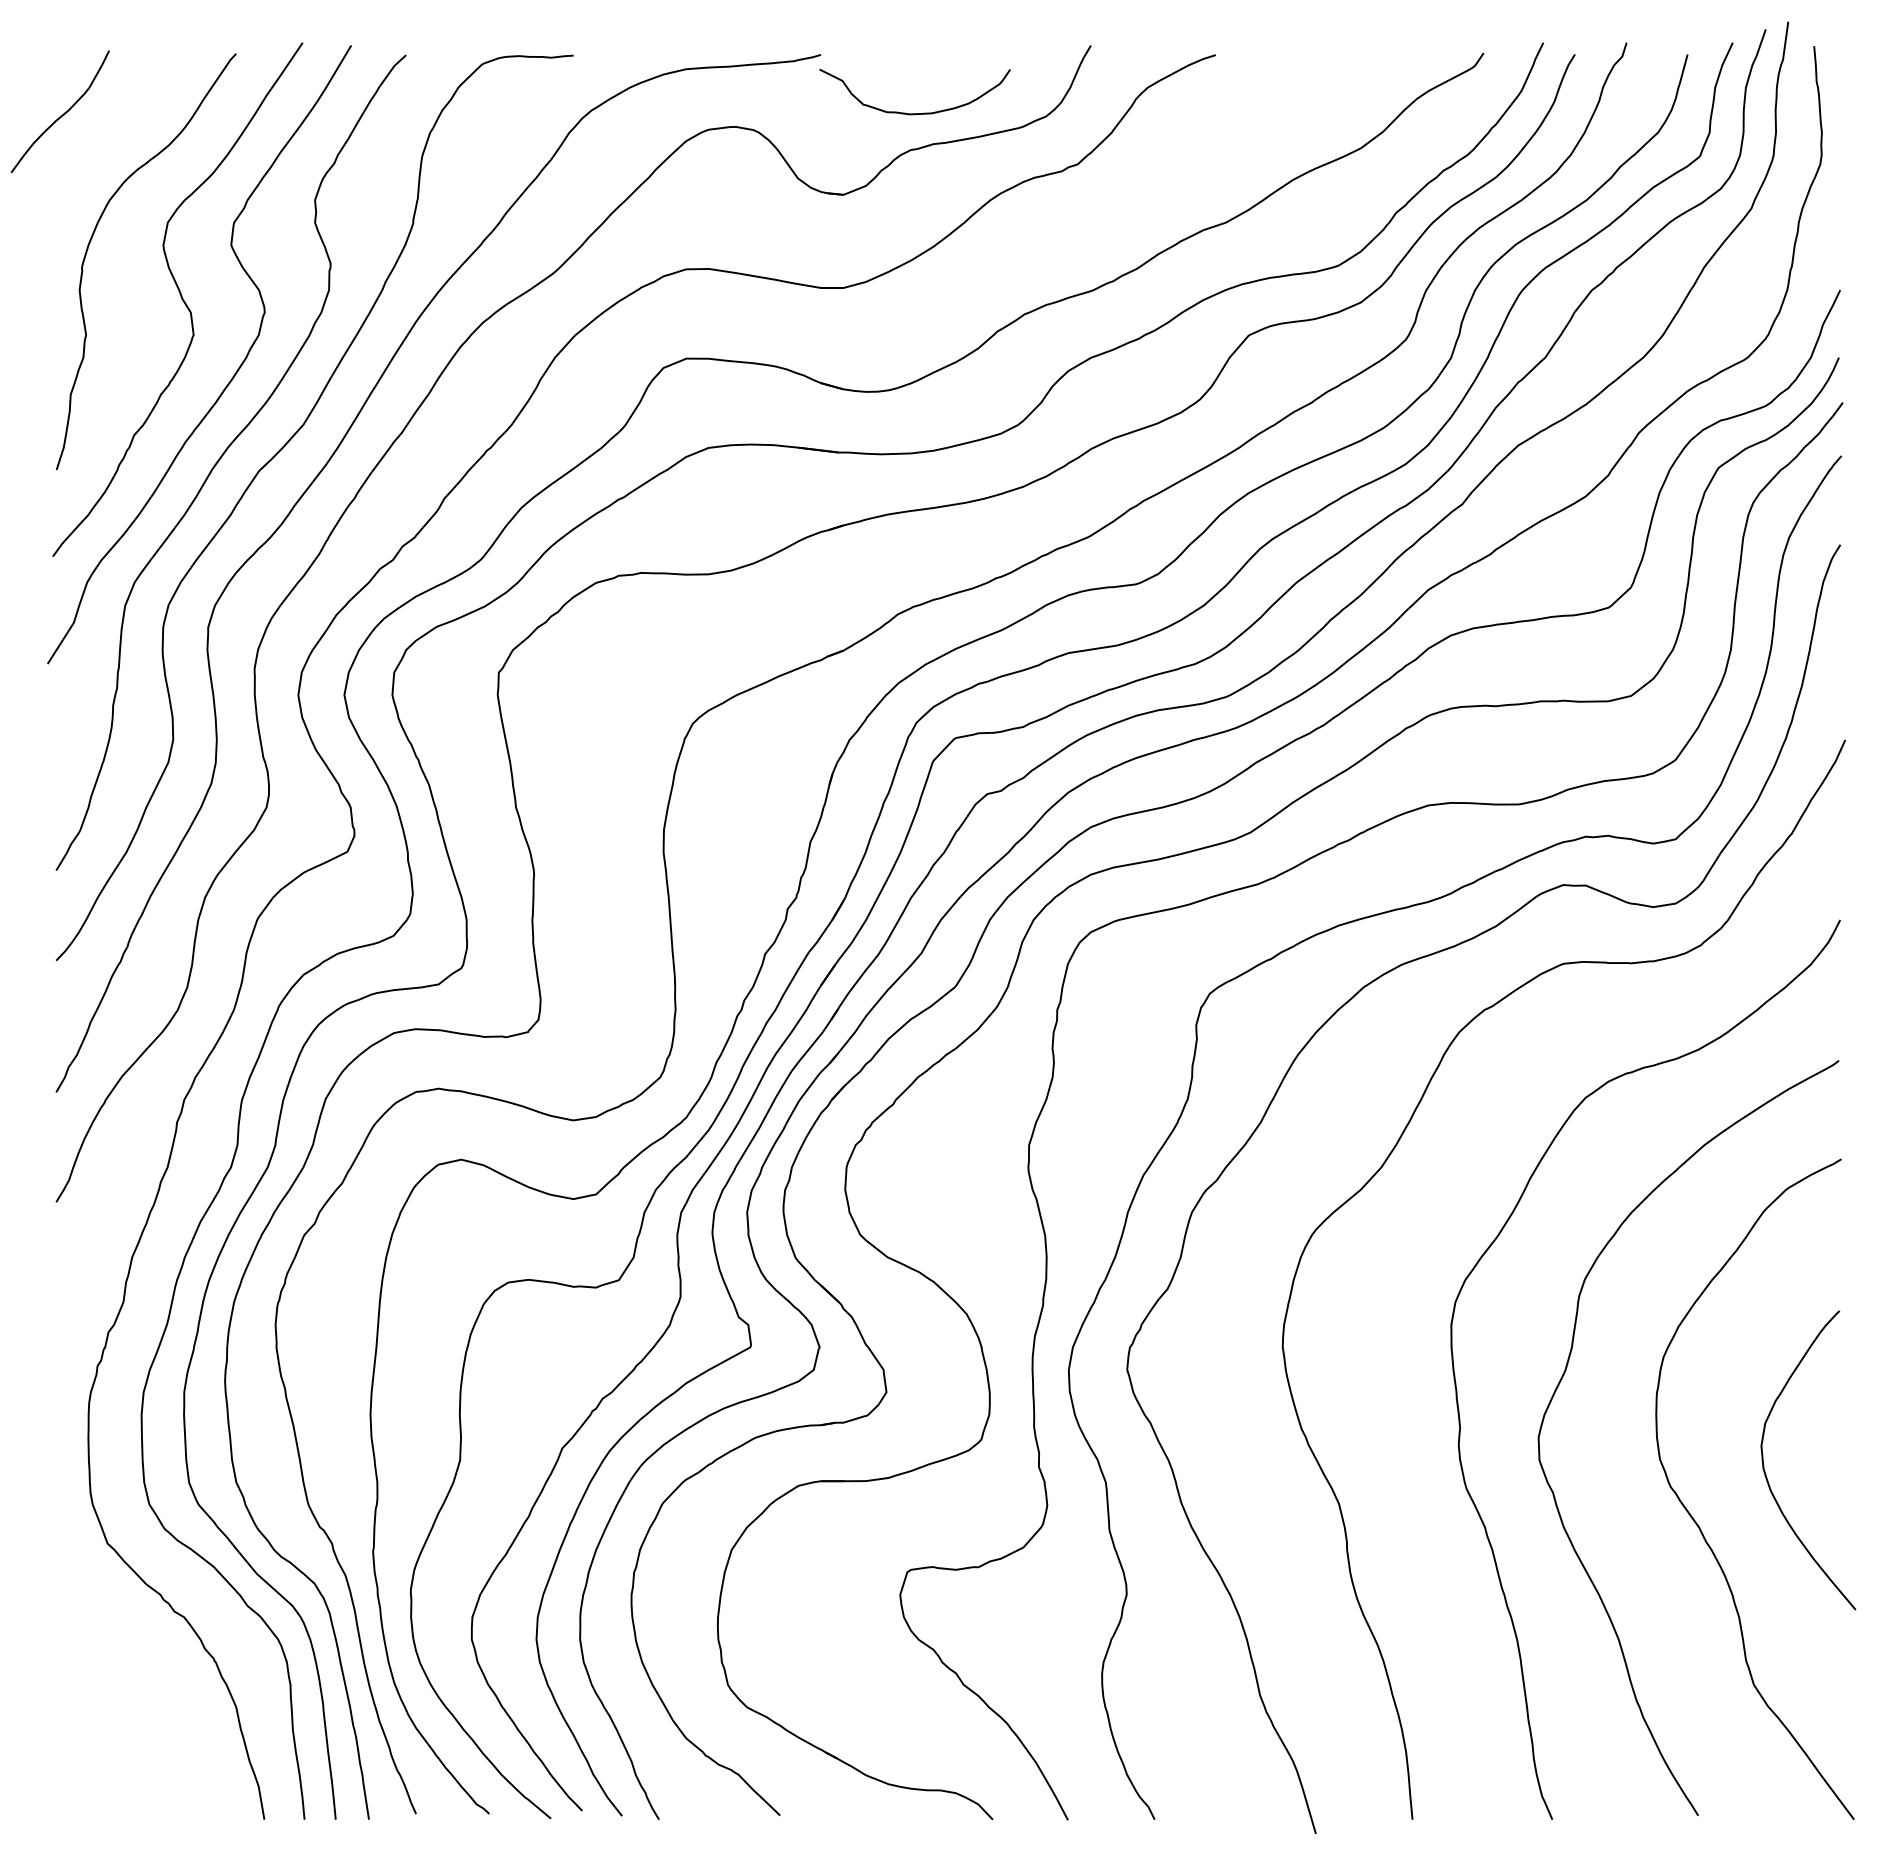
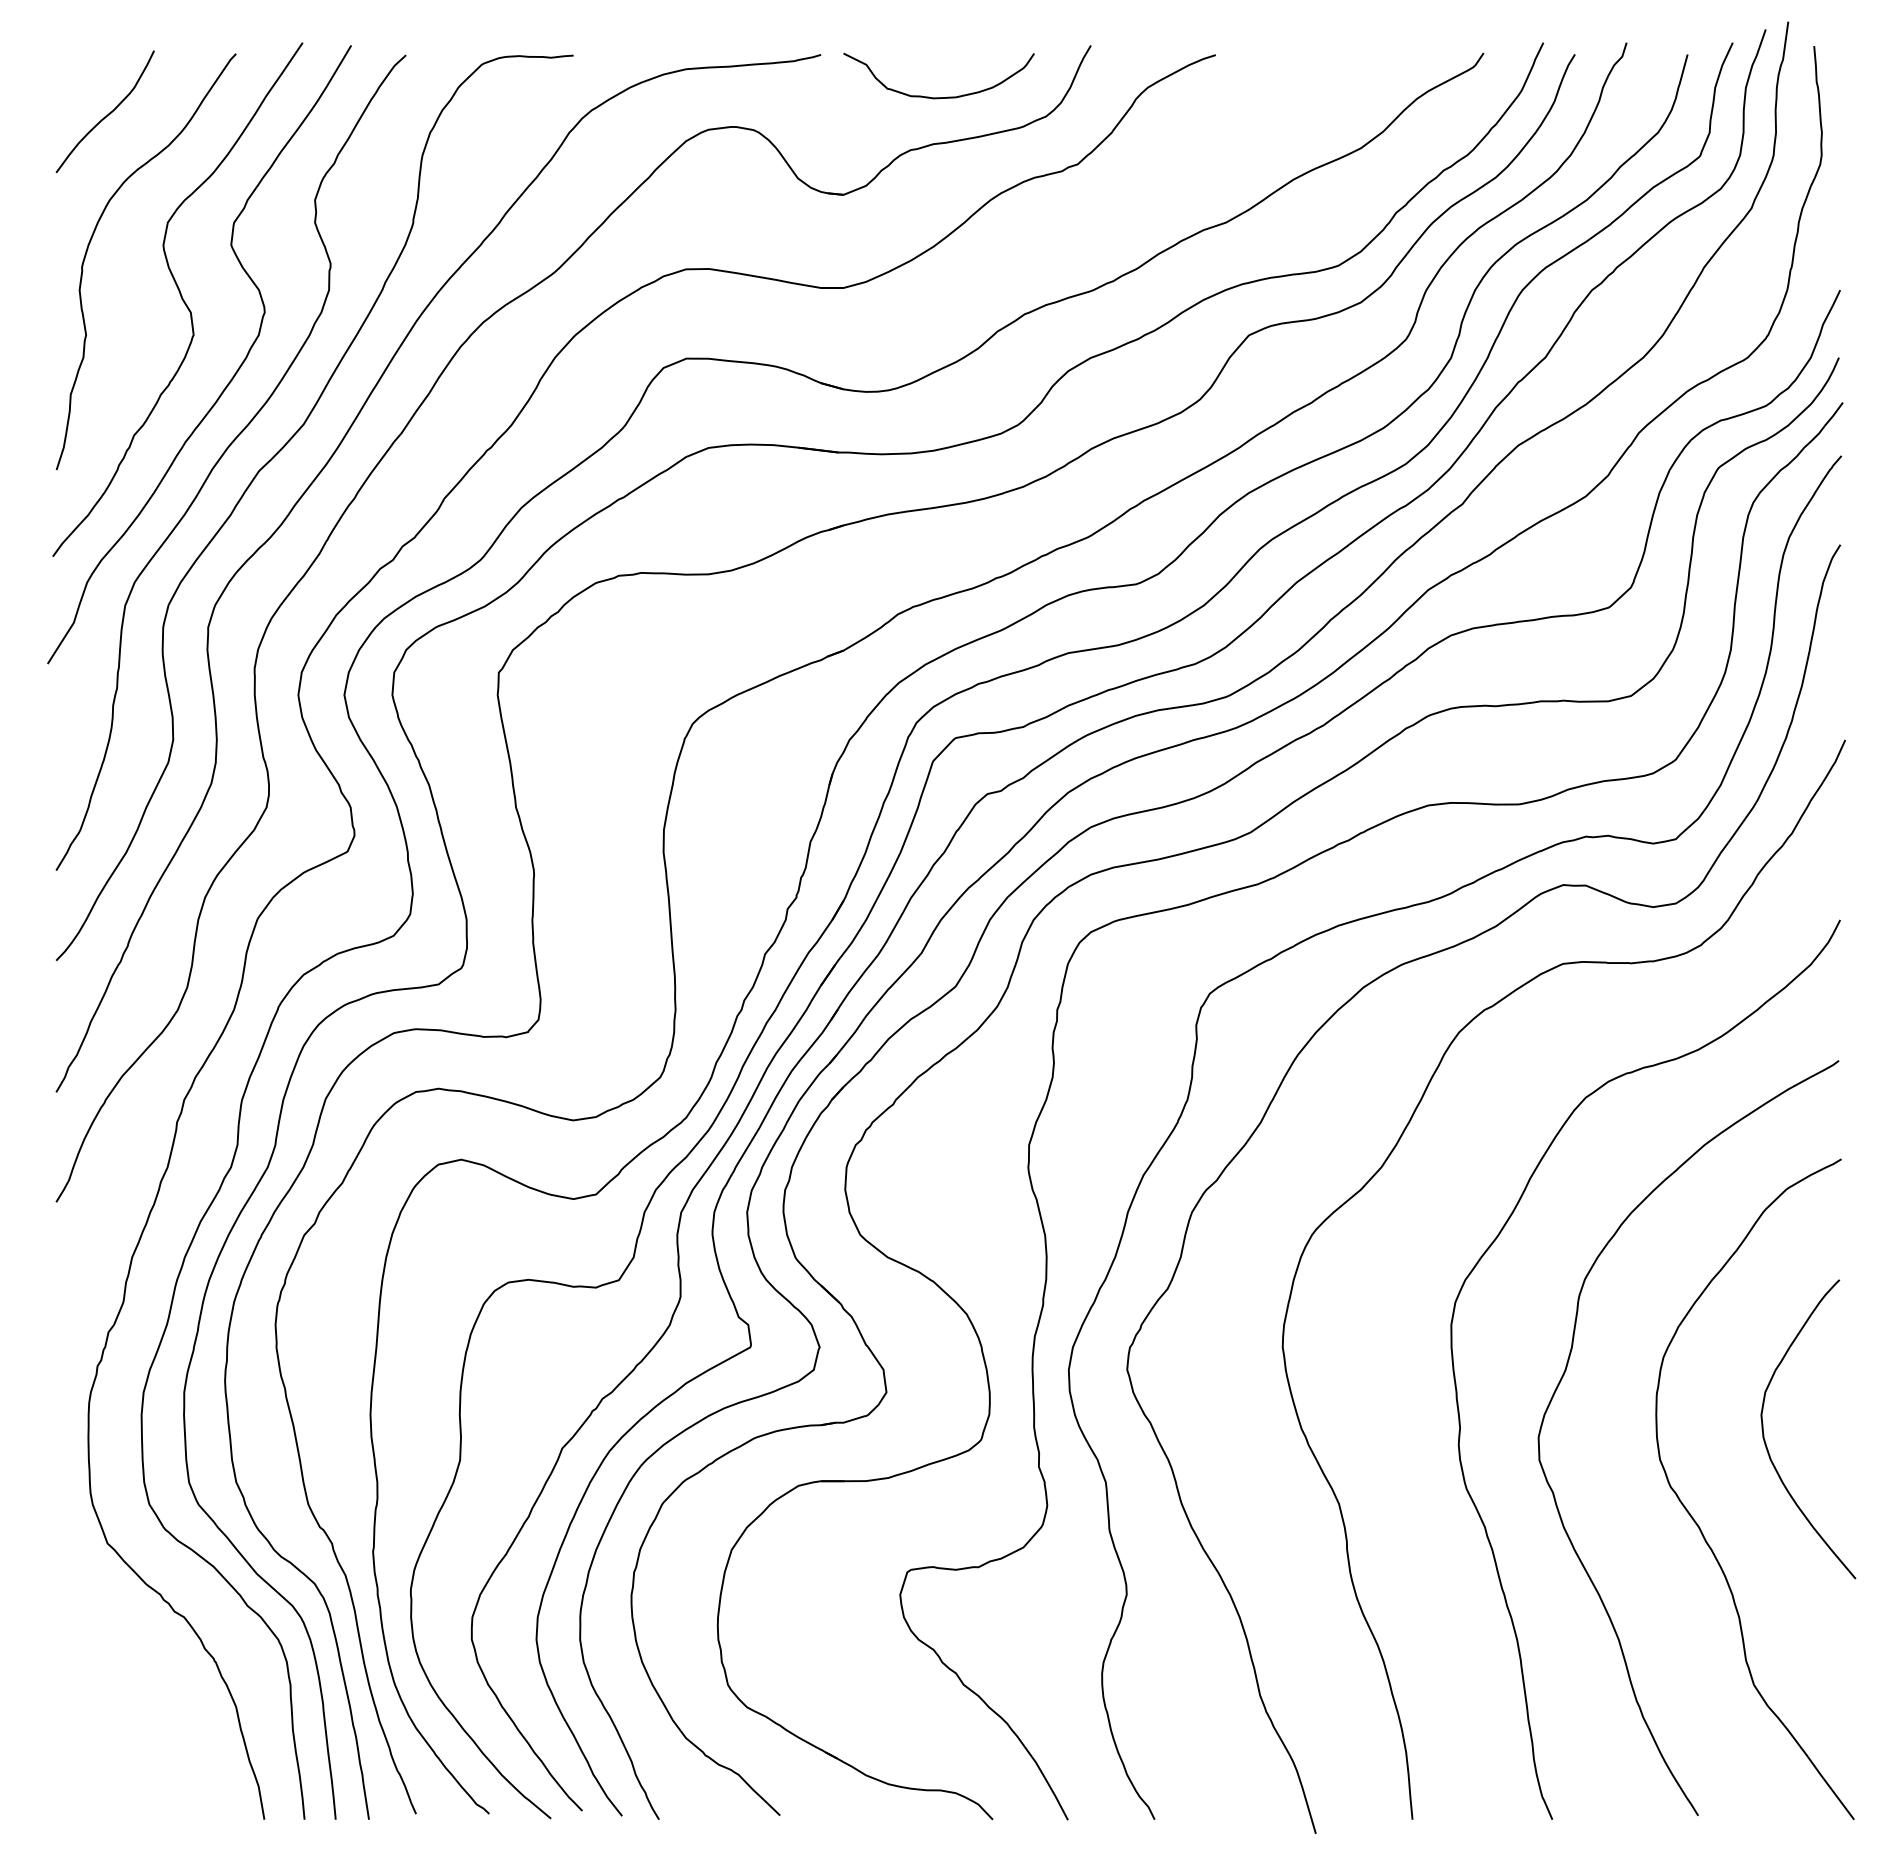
curve position: (914, 113) -> (938, 97) (938, 97)
curve position: (60, 115) -> (105, 115) (105, 115)
curve position: (1766, 1474) -> (1766, 1443) (1766, 1443)
